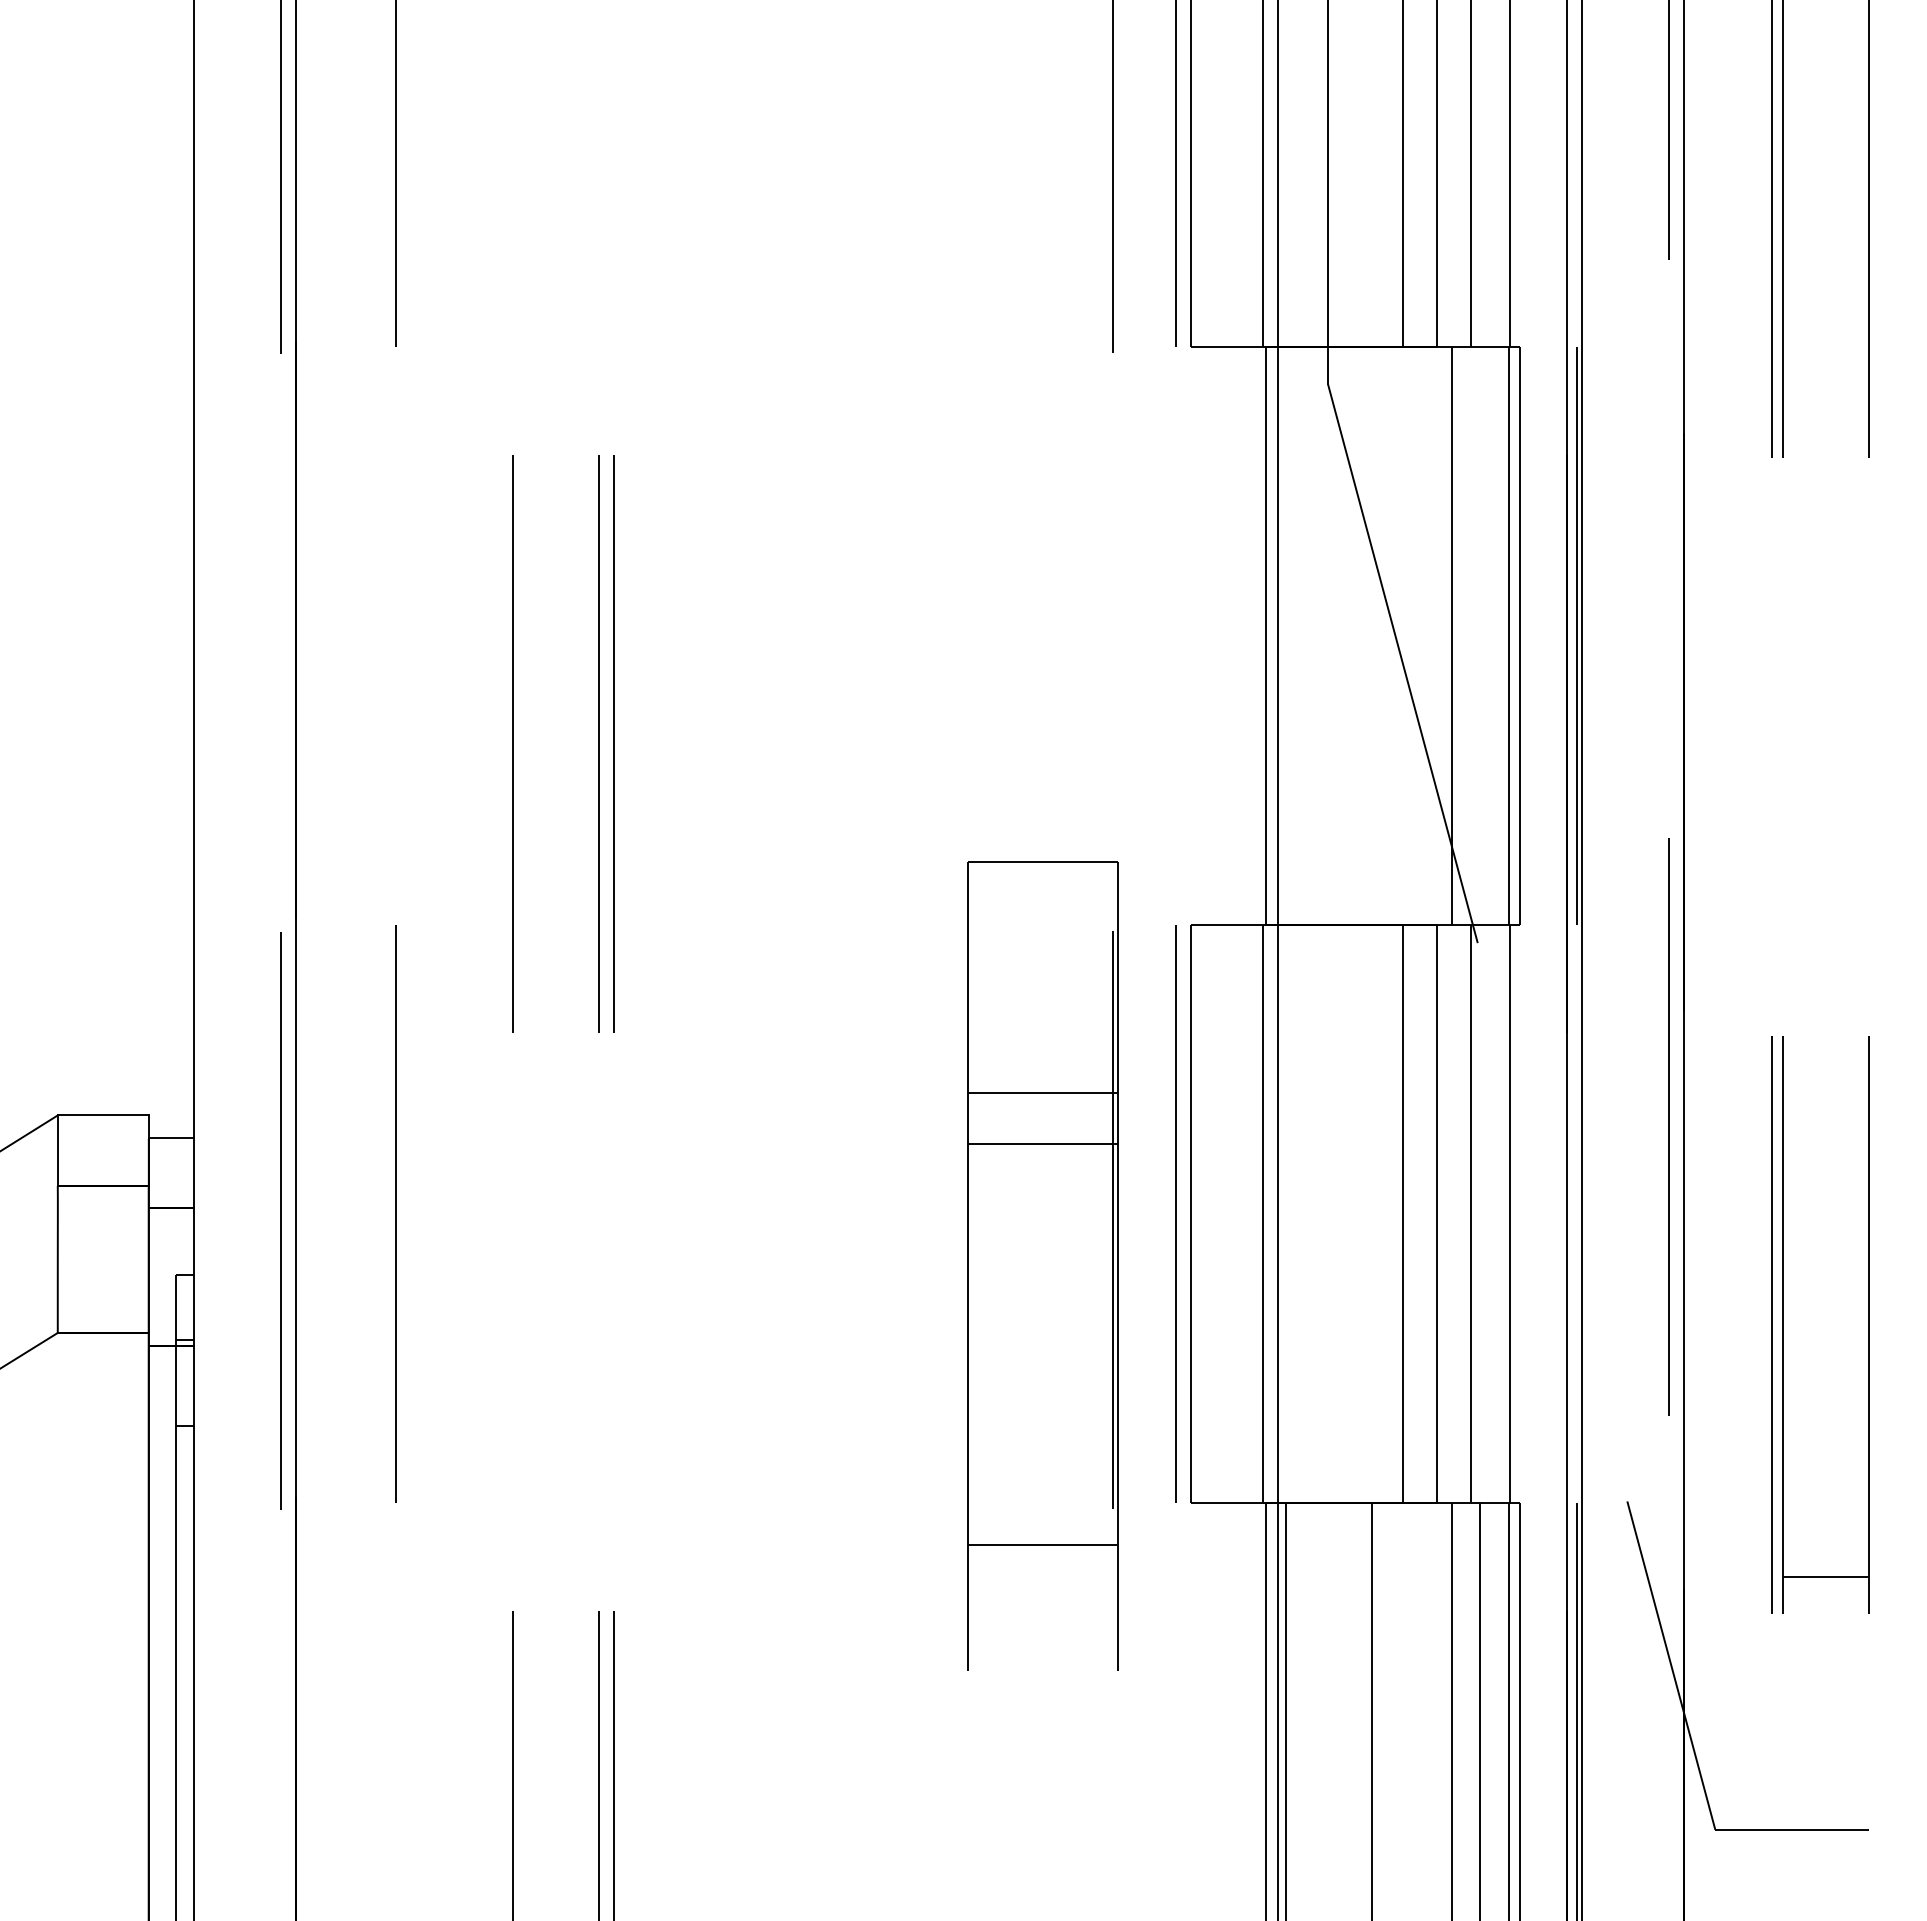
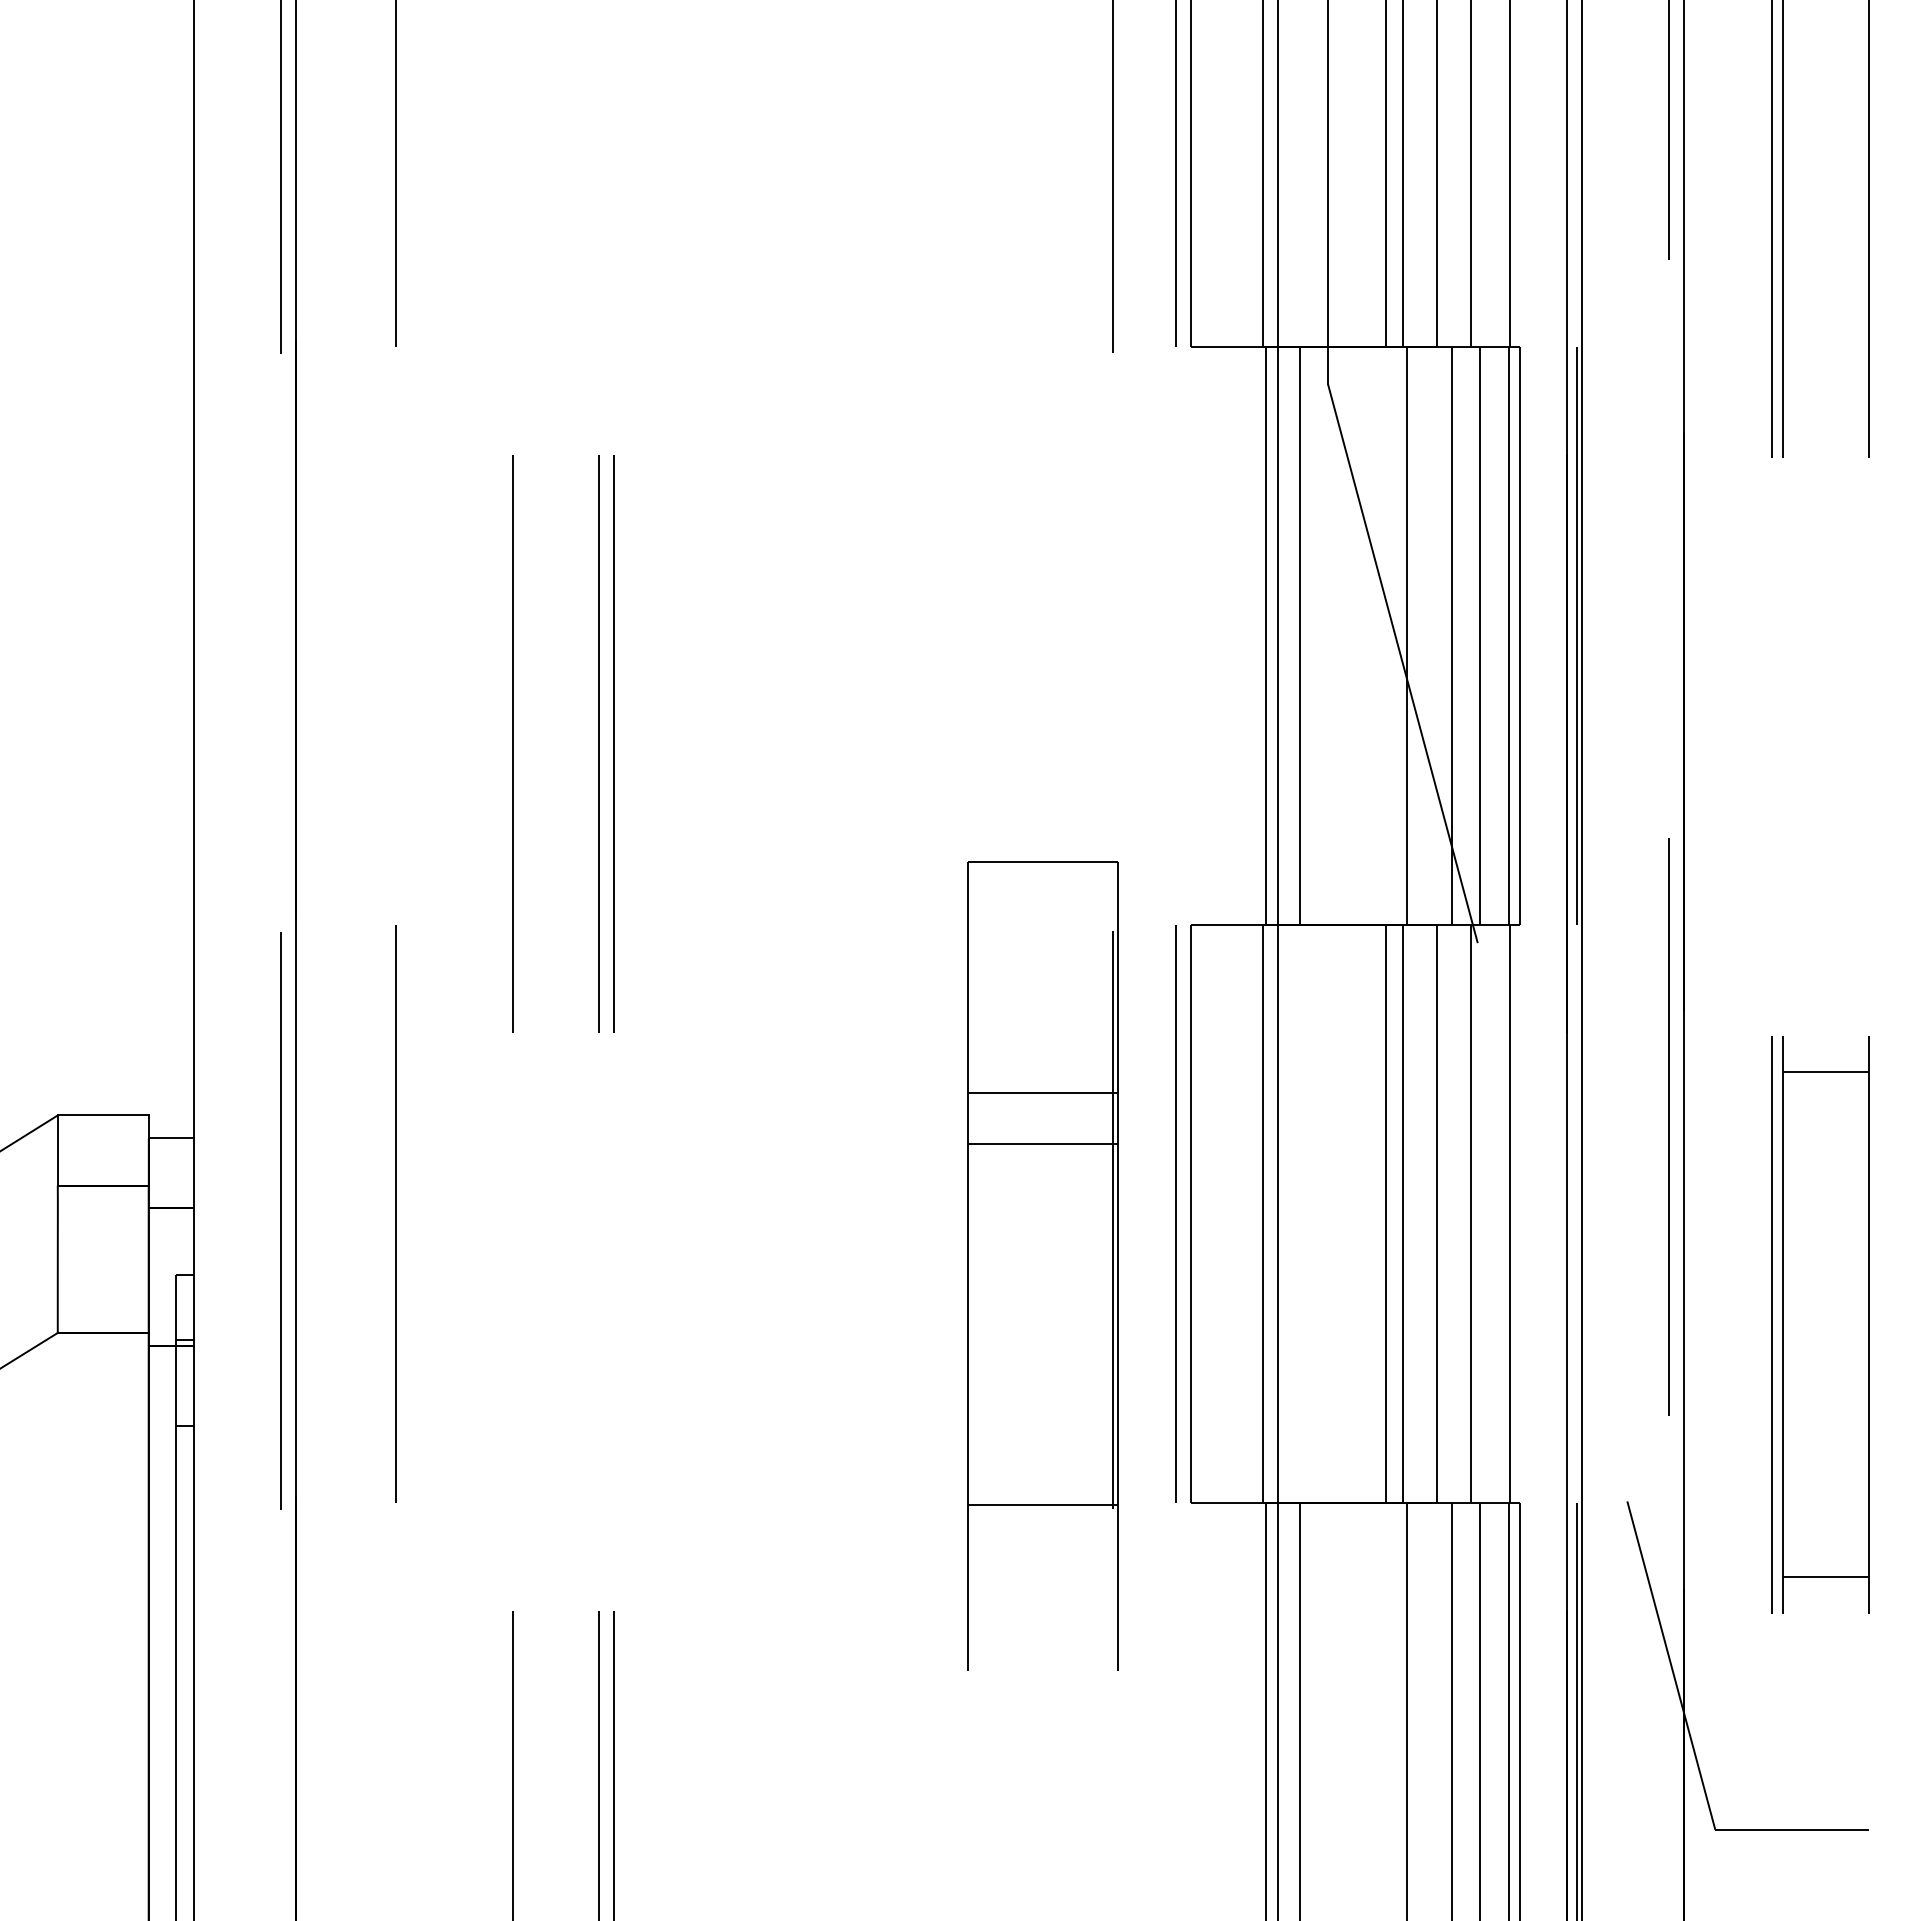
line: none -> present (1386, 174)
line: none -> present (1300, 635)
line: none -> present (1407, 635)
line: none -> present (1479, 635)
line: none -> present (1825, 1072)
line: none -> present (1386, 1213)
line position: (1043, 1545) -> (1043, 1505) (1043, 1505)
line position: (1286, 1709) -> (1300, 1709) (1300, 1709)
line position: (1372, 1709) -> (1407, 1709) (1407, 1709)
